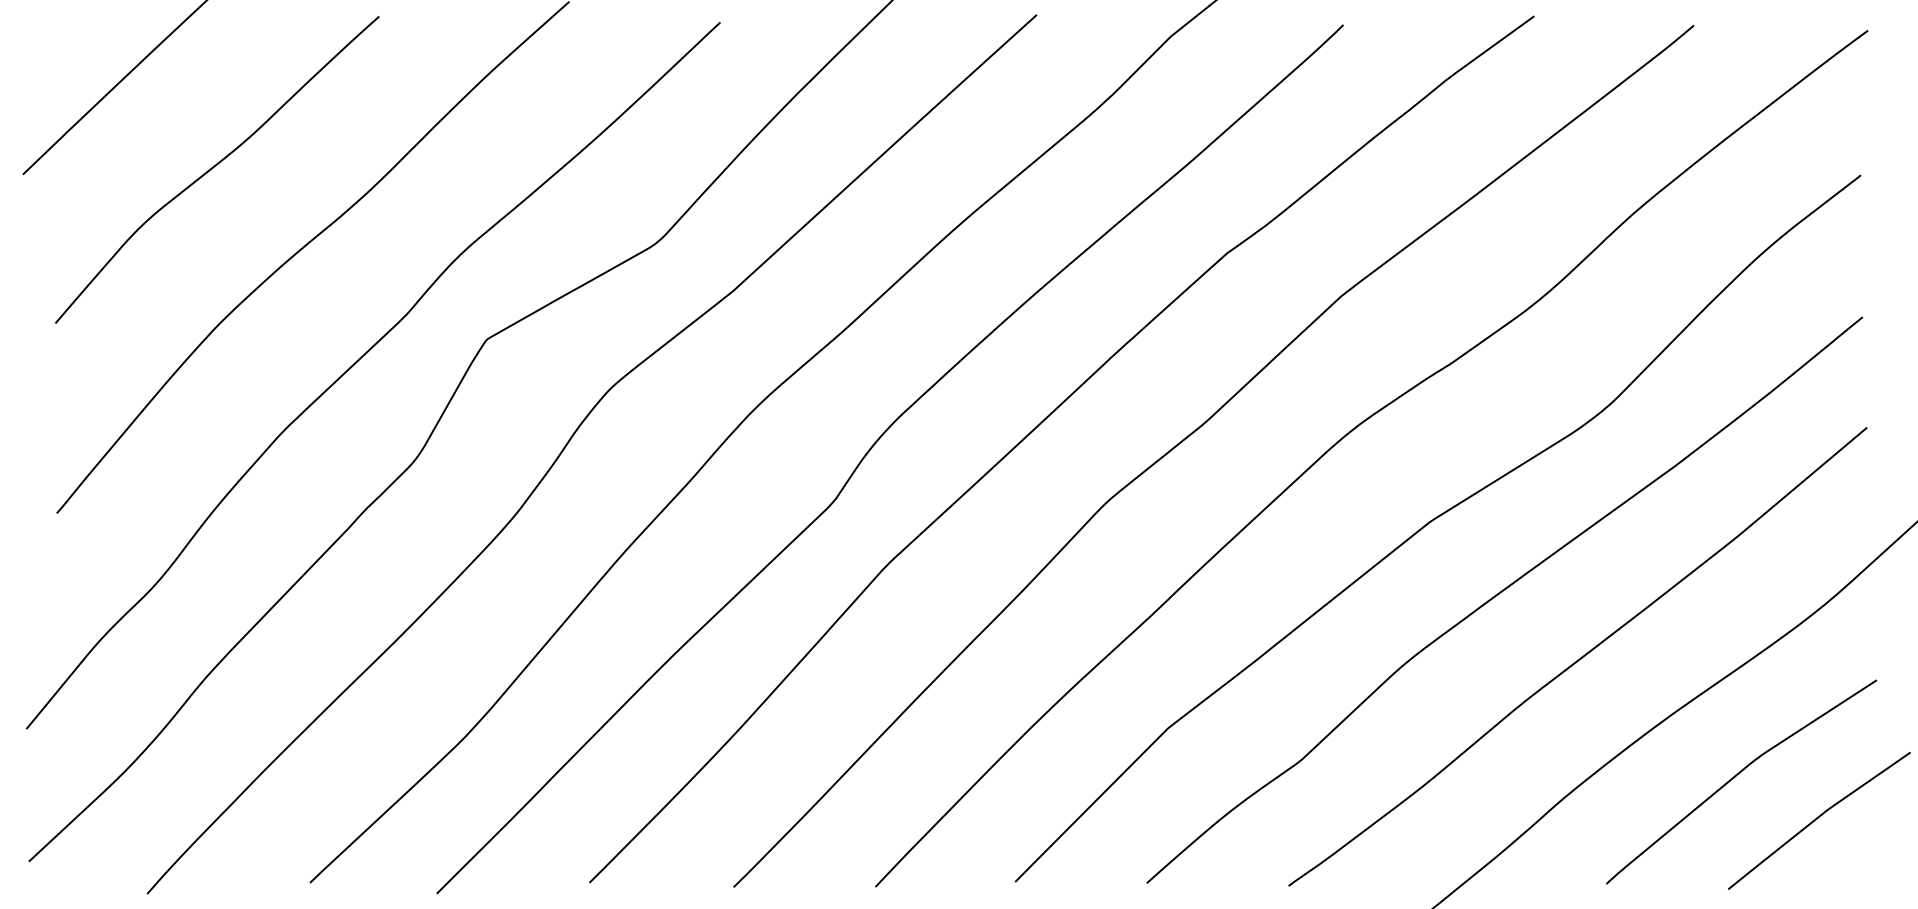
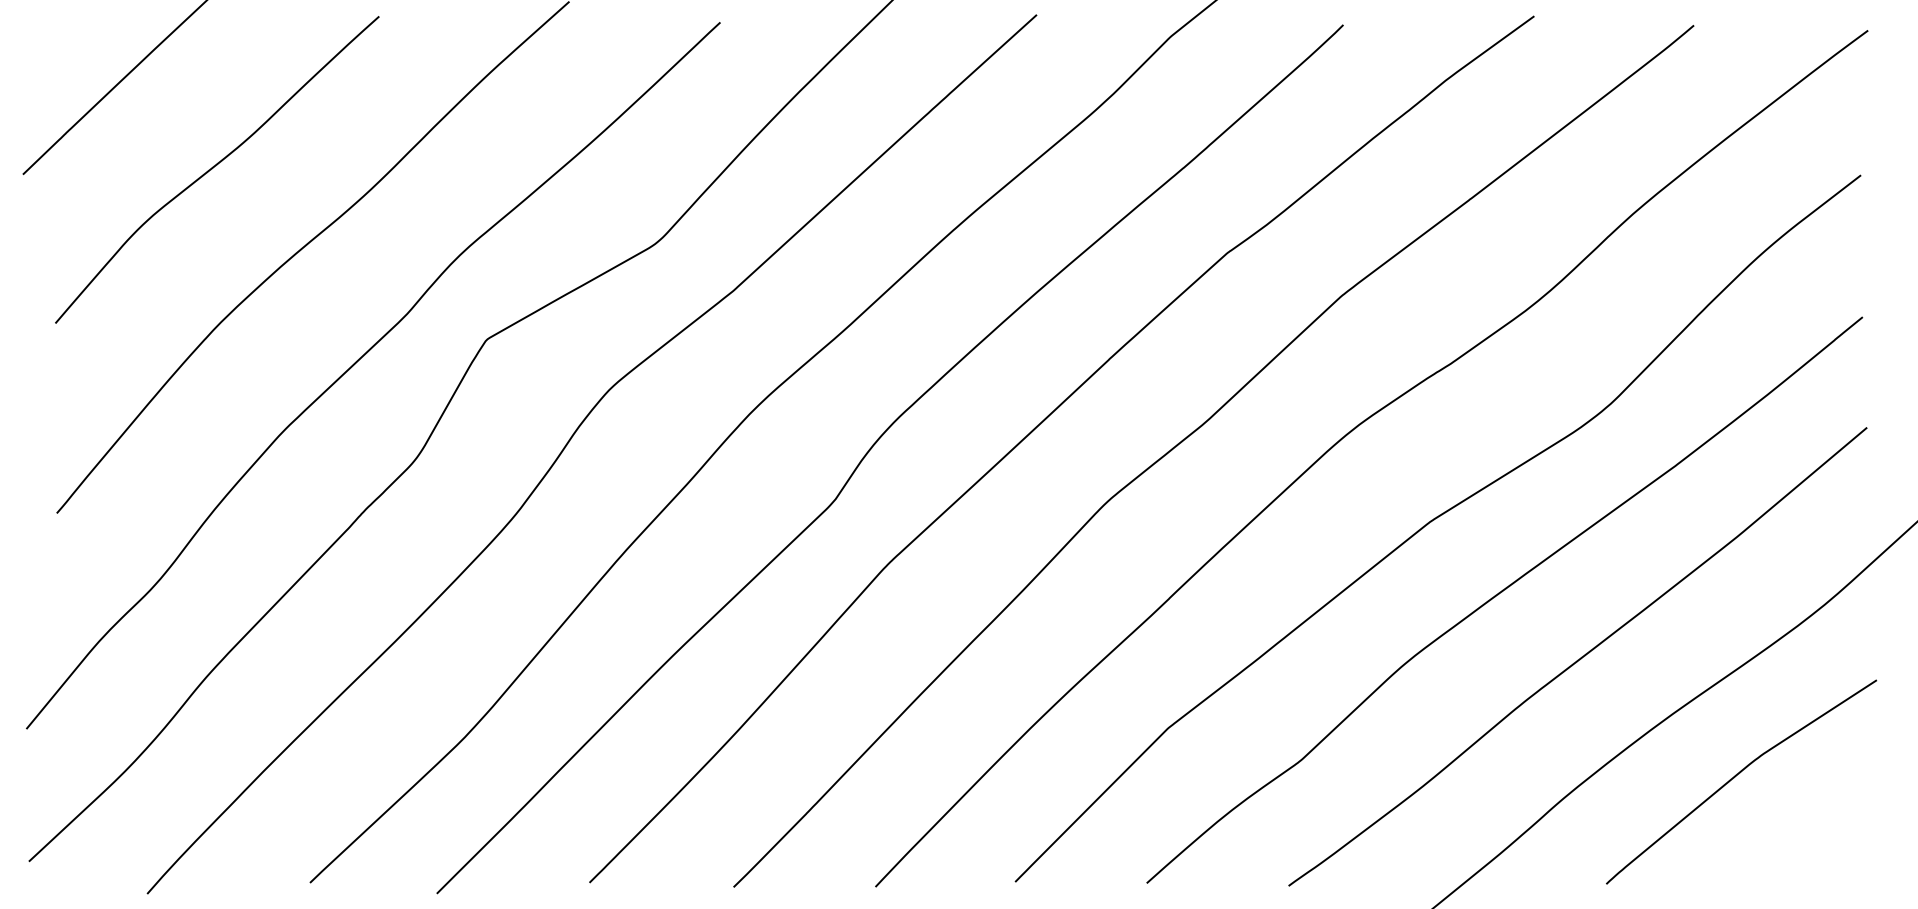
curve: present -> none (1818, 818)
